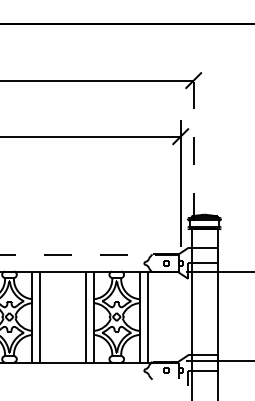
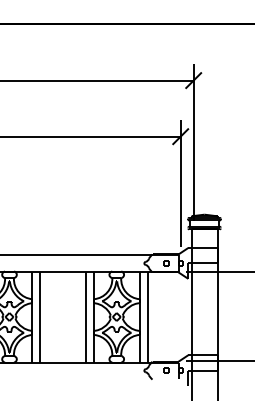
line: dashed -> solid (193, 142)
line: dashed -> solid (89, 255)
